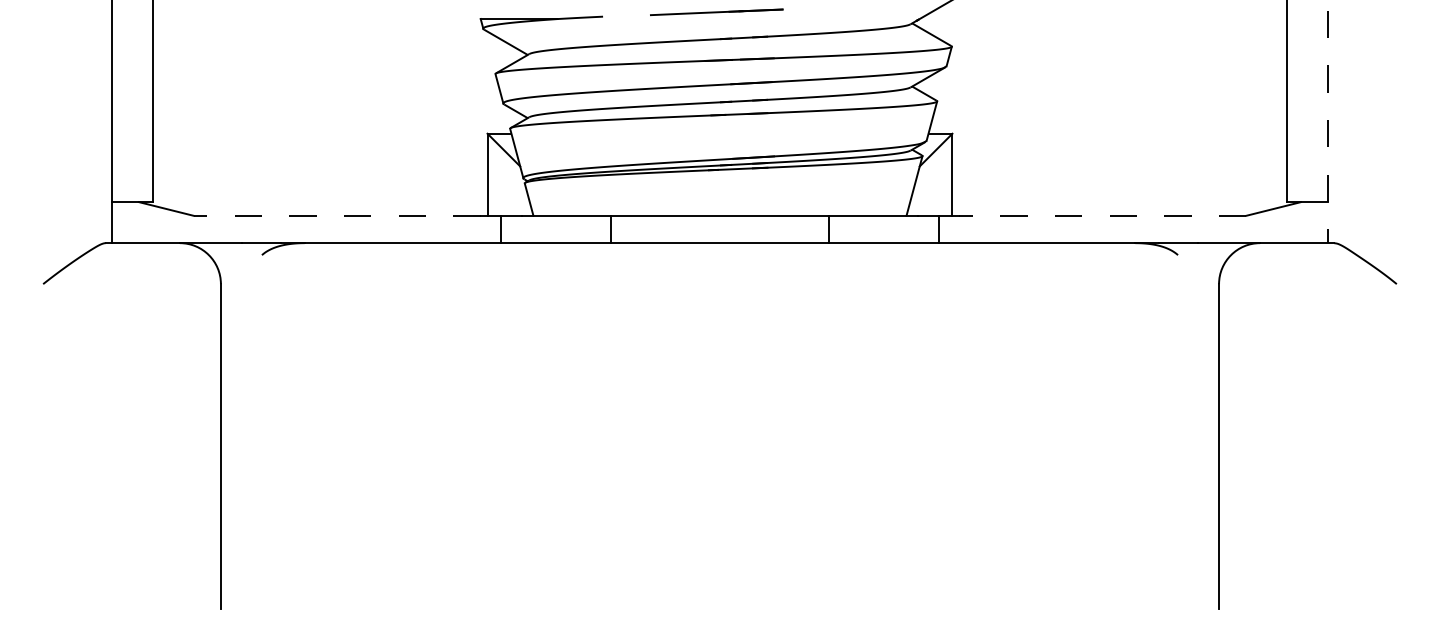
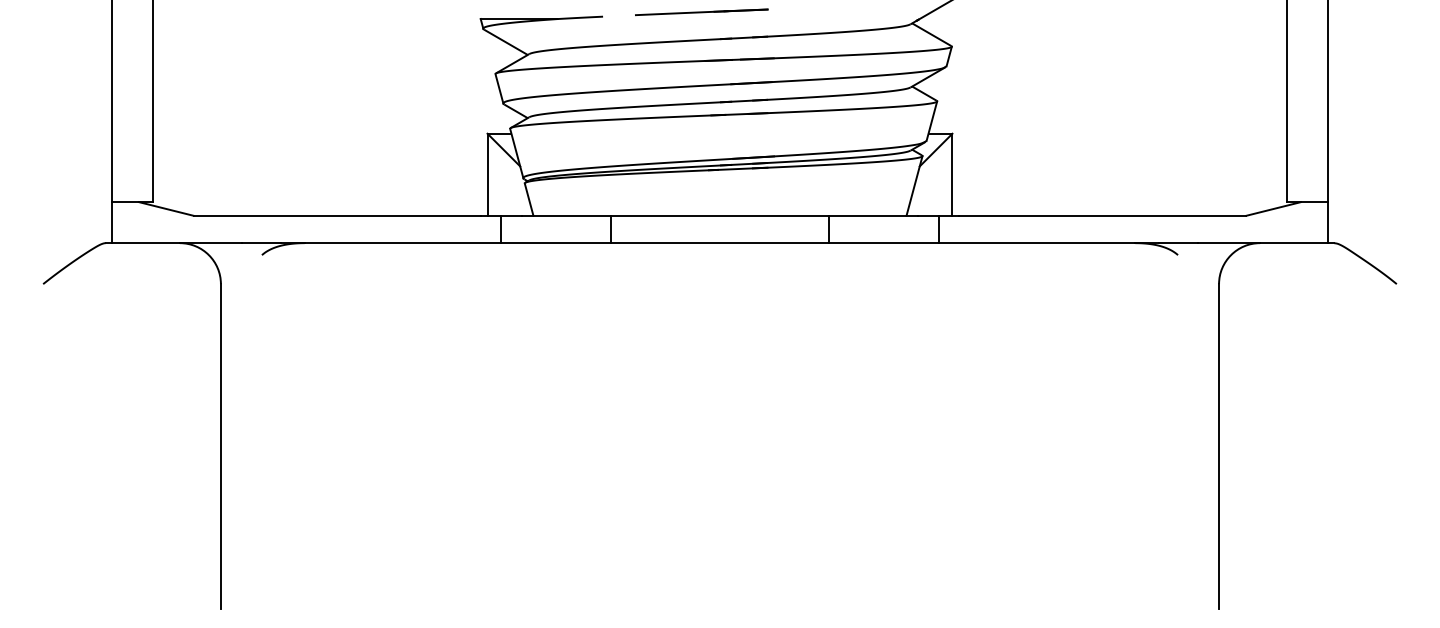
line position: (716, 12) -> (701, 12) (701, 12)
line: dashed -> solid (1328, 122)
line: dashed -> solid (337, 215)
line: dashed -> solid (1102, 215)
